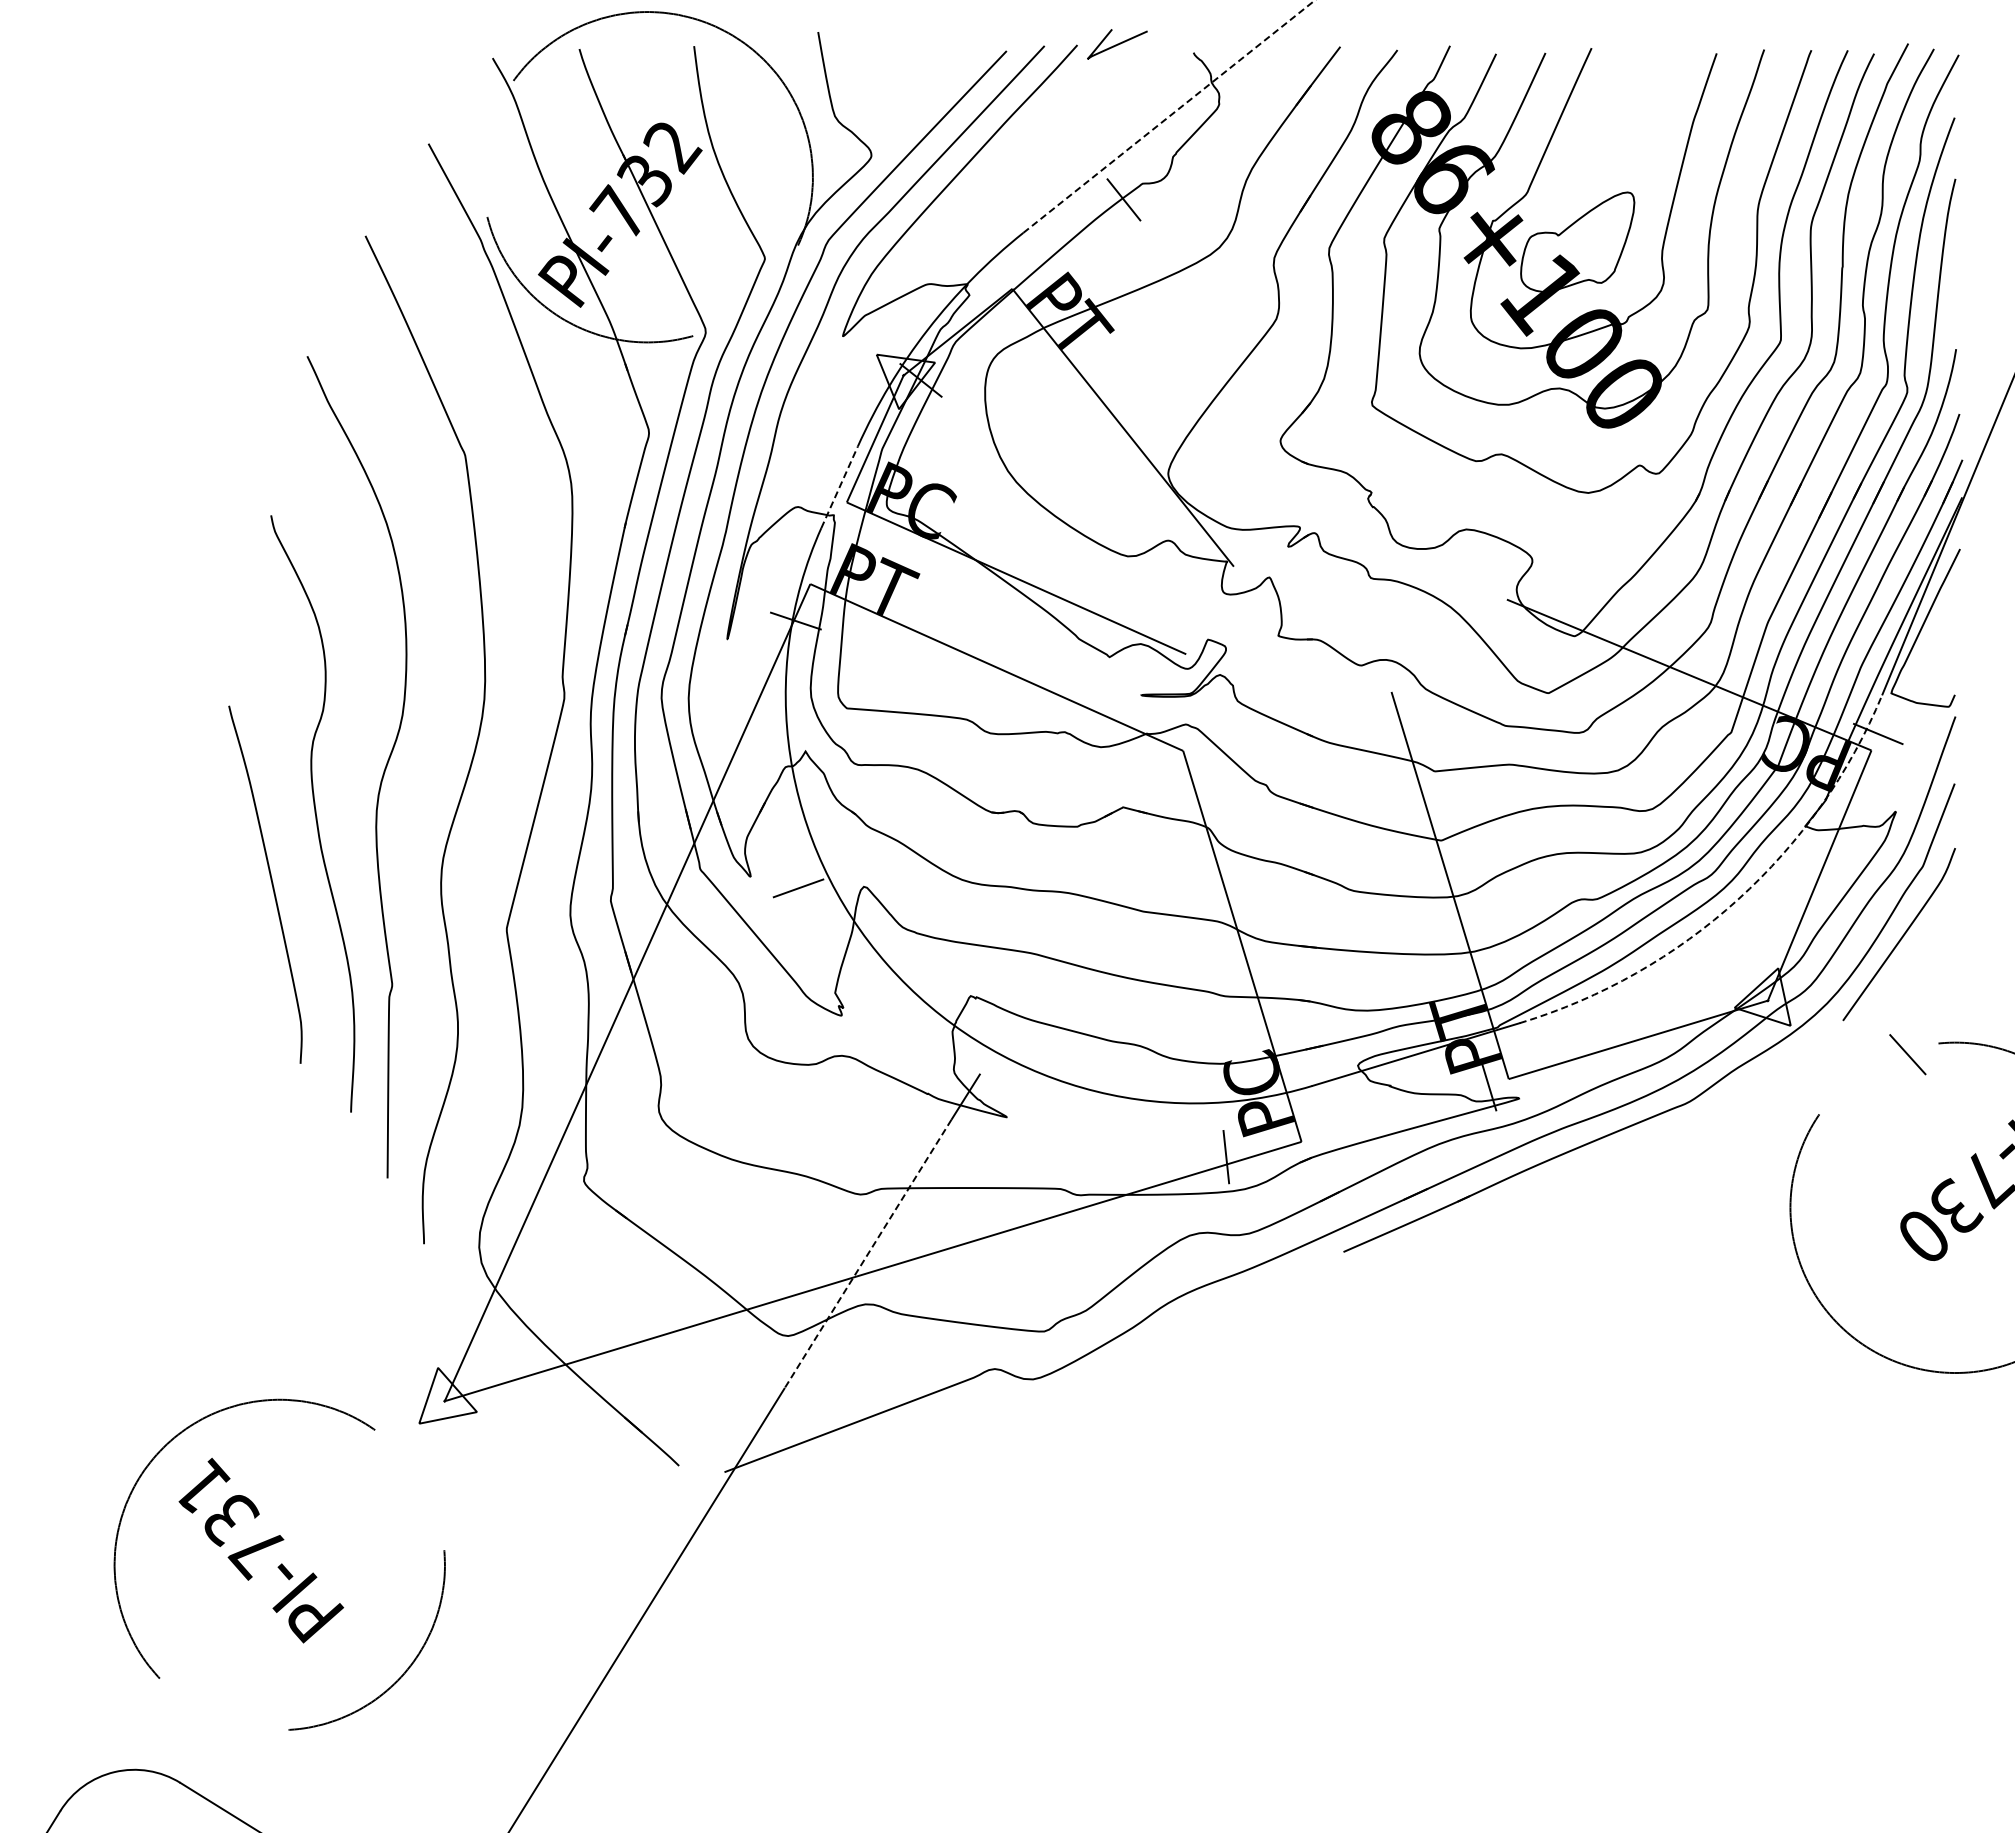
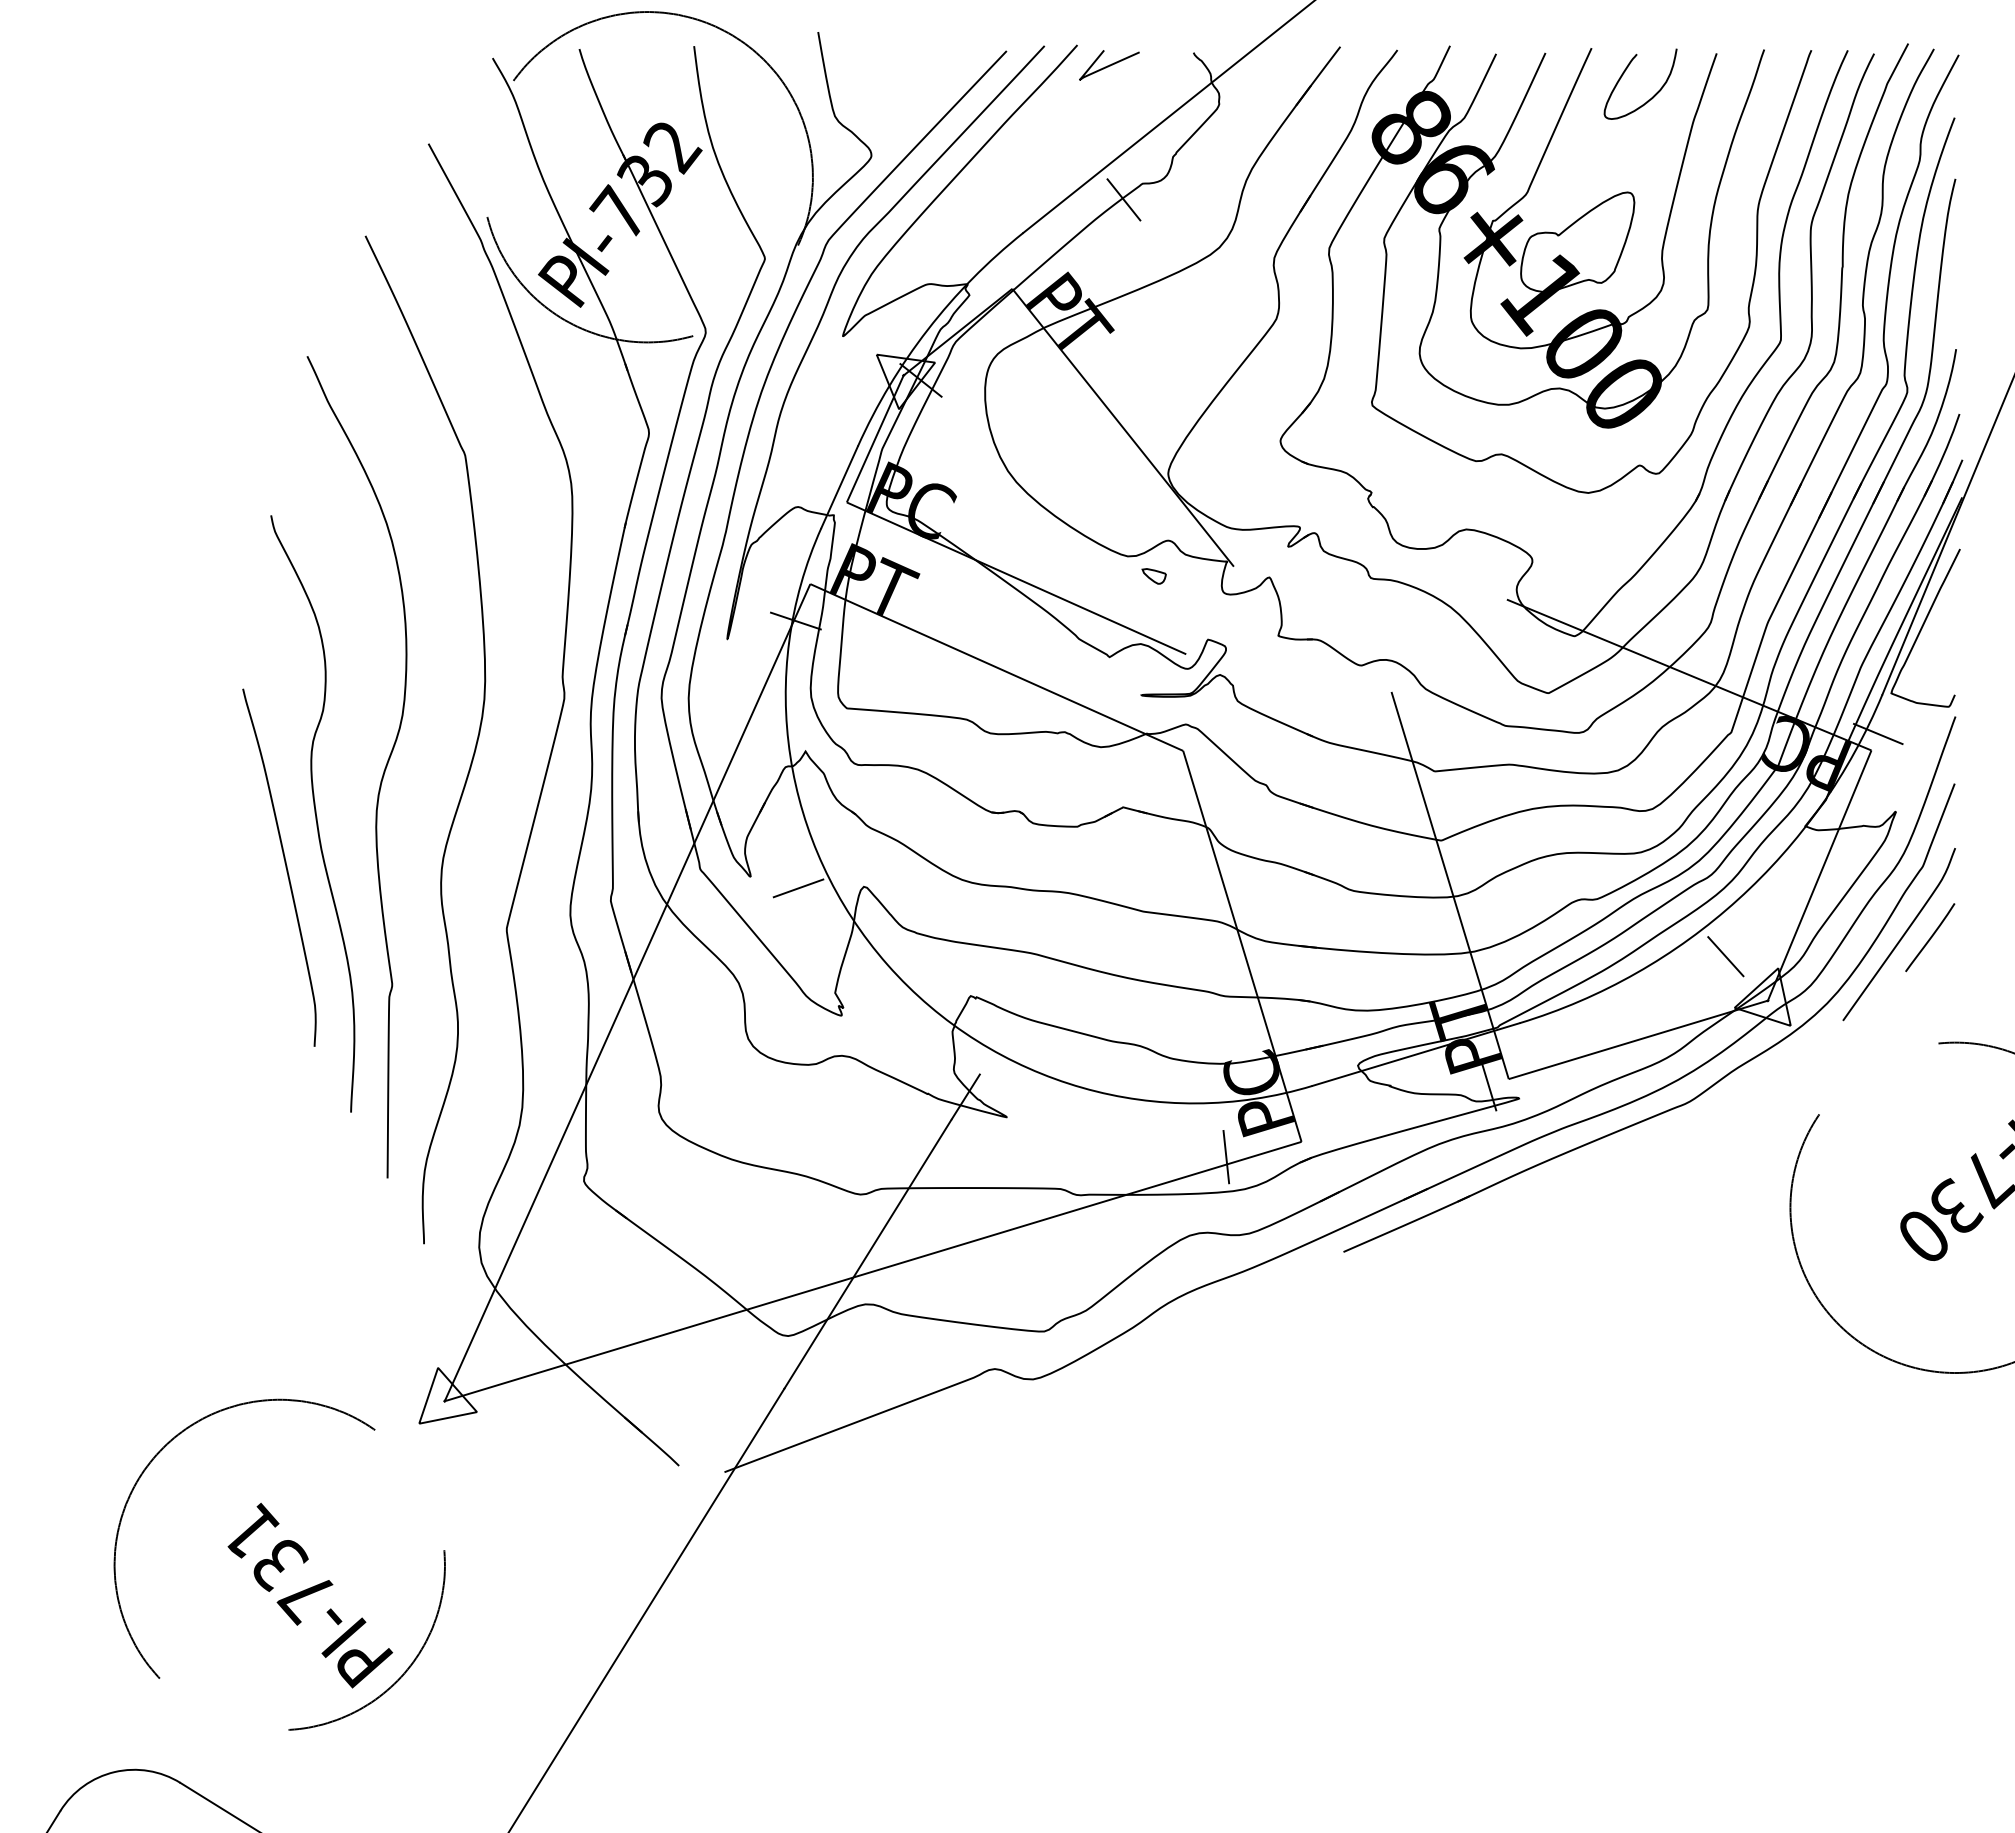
curve position: (1117, 44) -> (1109, 65) (1109, 65)
curve: none -> present (1653, 95)
line: dashed -> solid (1169, 116)
line: dashed -> solid (839, 487)
part: none -> present (1153, 576)
curve position: (271, 884) -> (285, 867) (285, 867)
arc: dashed -> solid (1738, 899)
line: none -> present (1930, 937)
line position: (1907, 1054) -> (1725, 956) (1725, 956)
line: dashed -> solid (867, 1254)
text position: (261, 1550) -> (310, 1595) (310, 1595)
